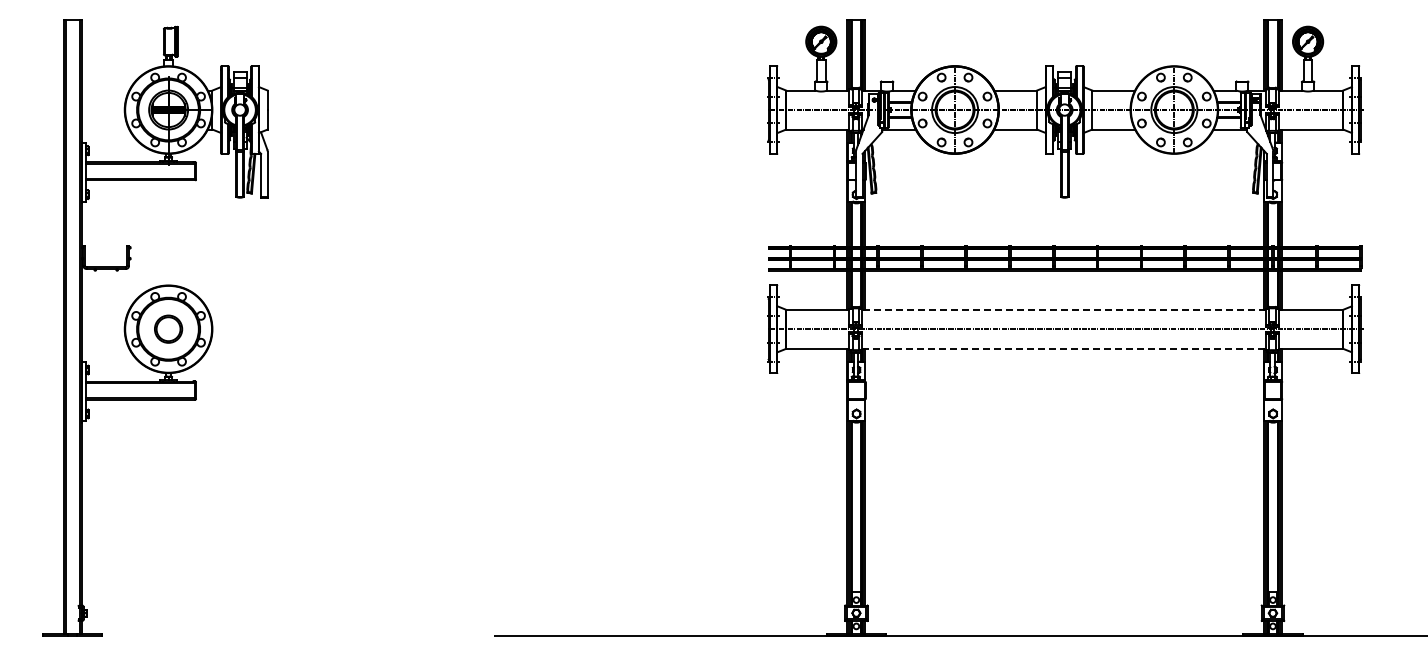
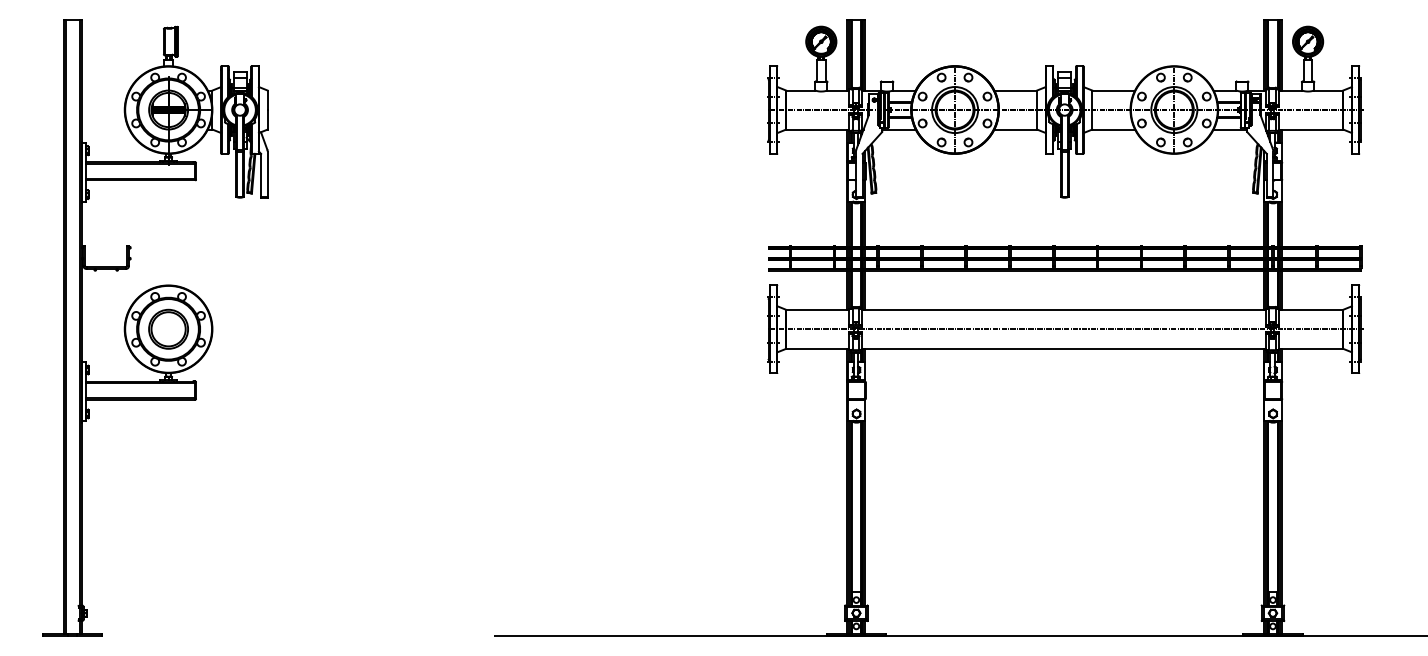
line: dashed -> solid (1064, 309)
part size: 30x30 px -> 41x42 px (168, 328)
line: dashed -> solid (1064, 348)
